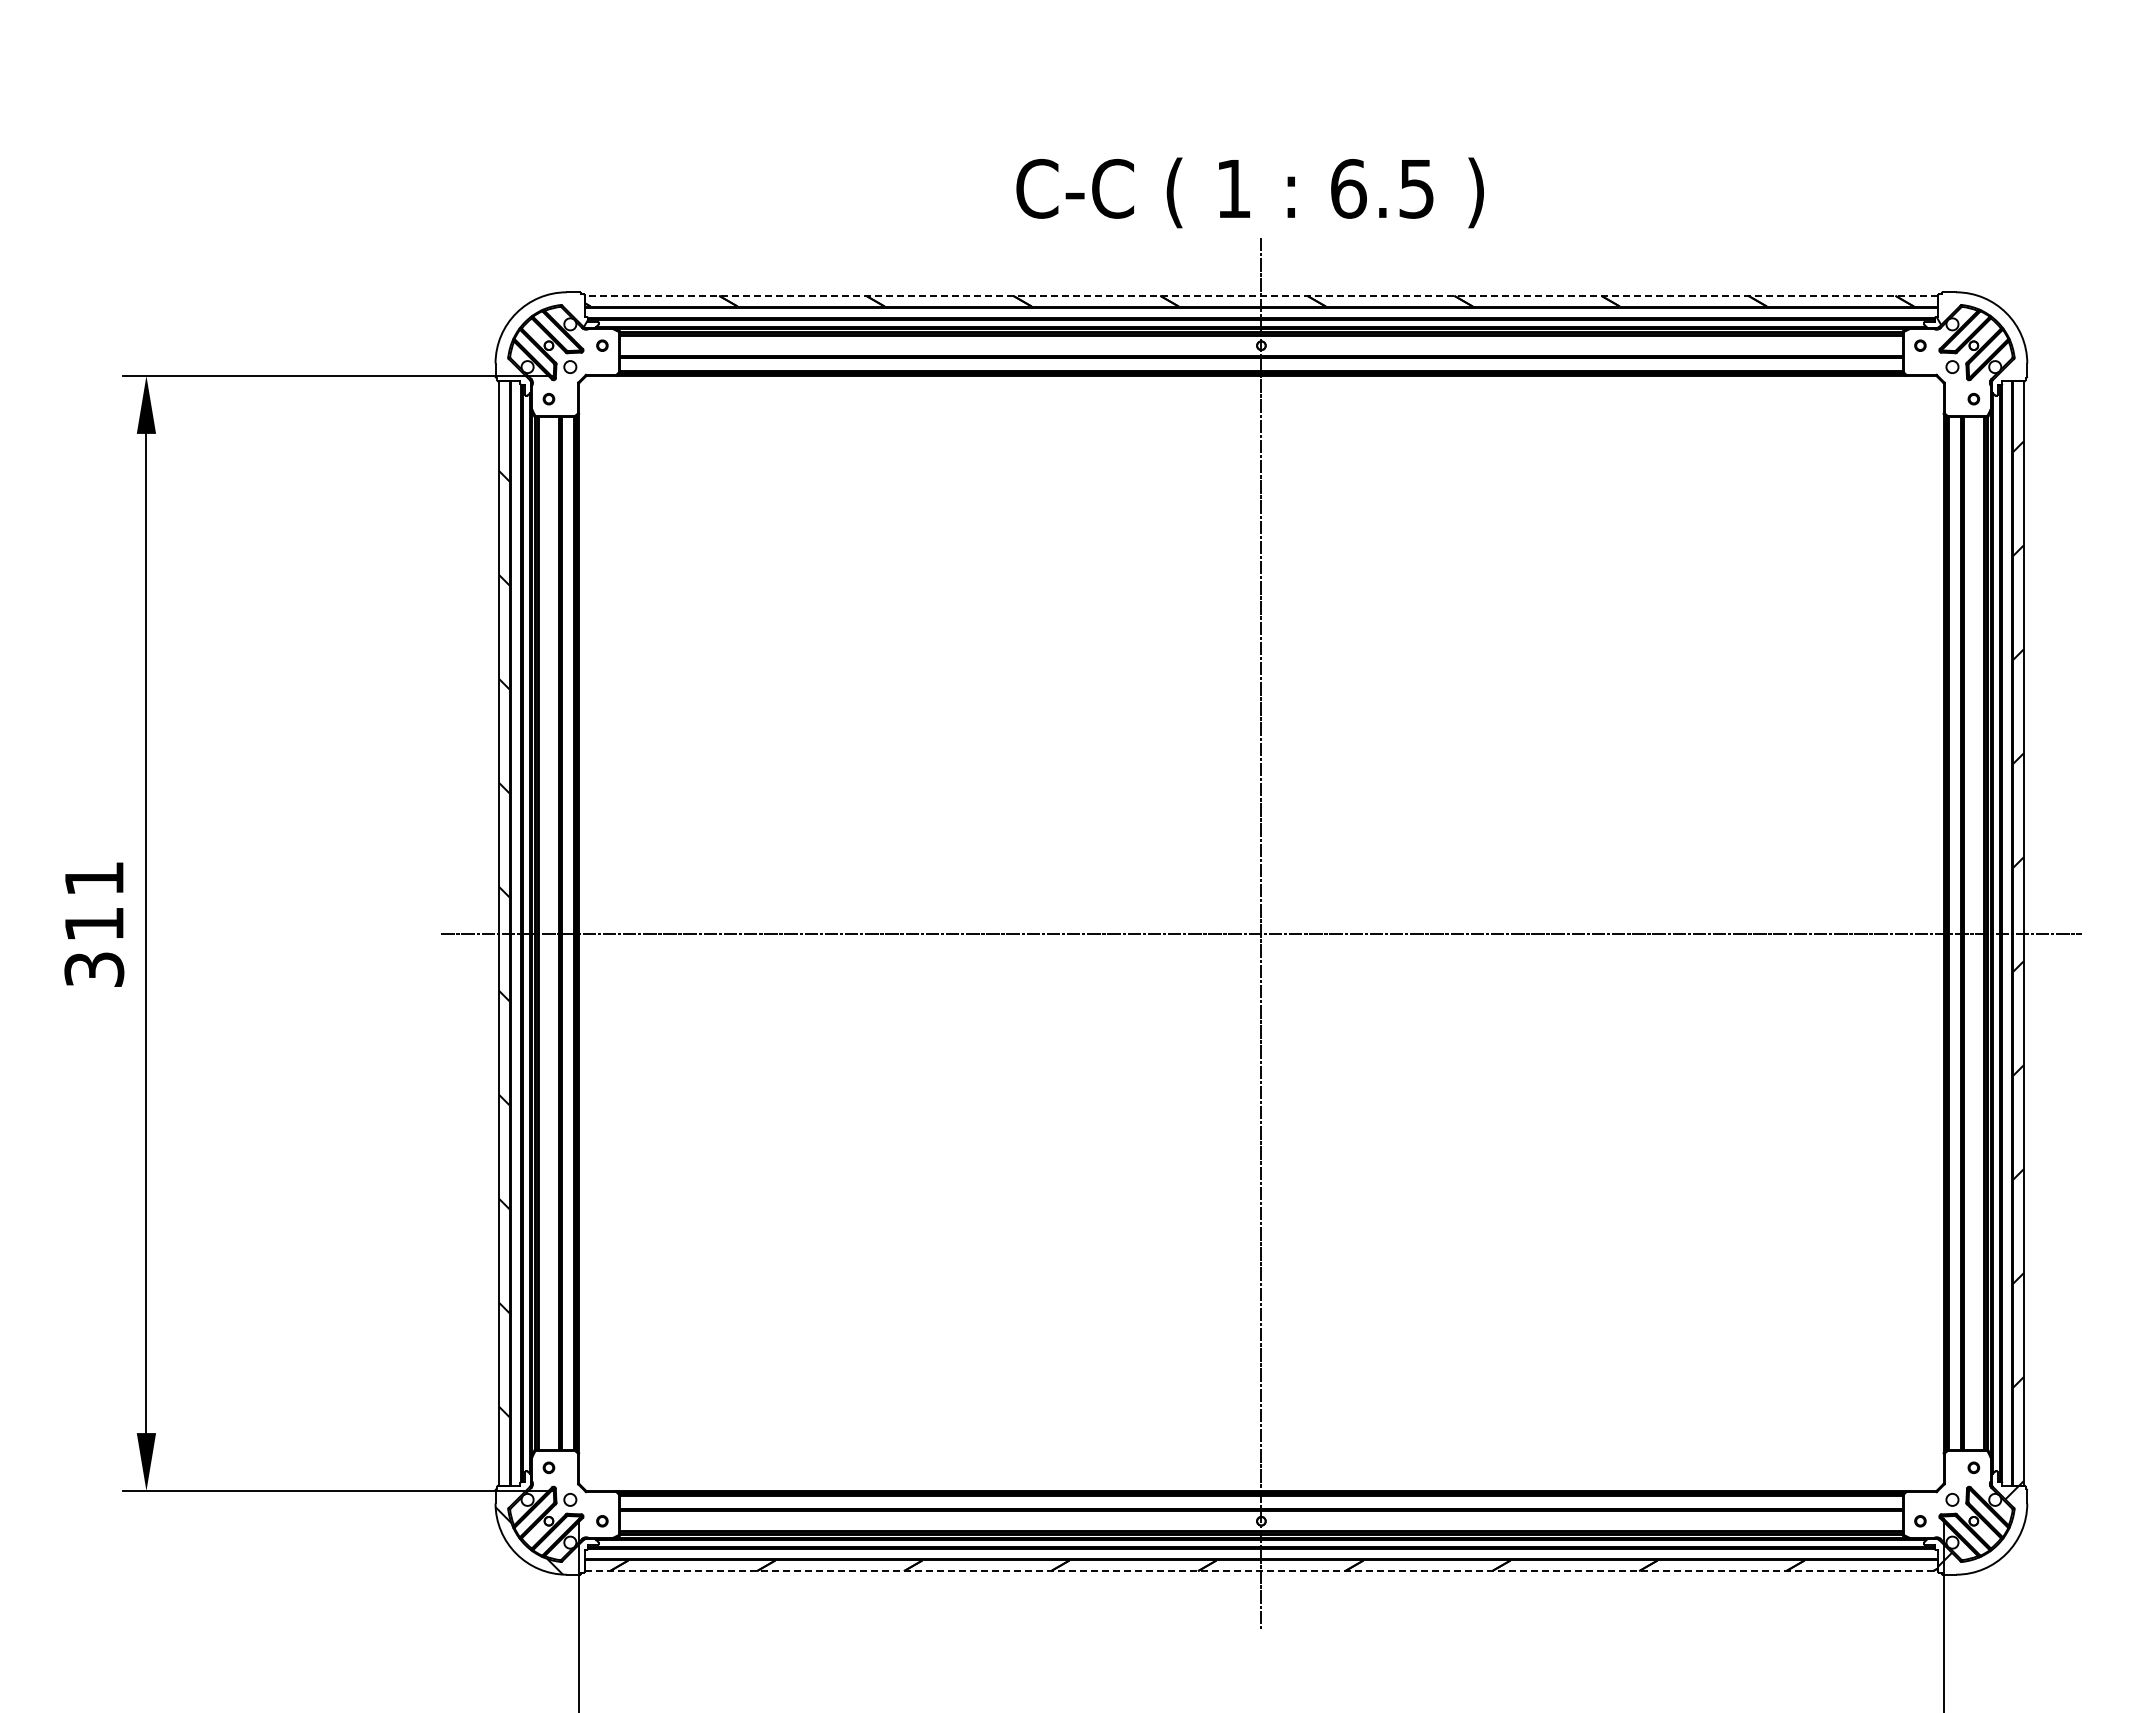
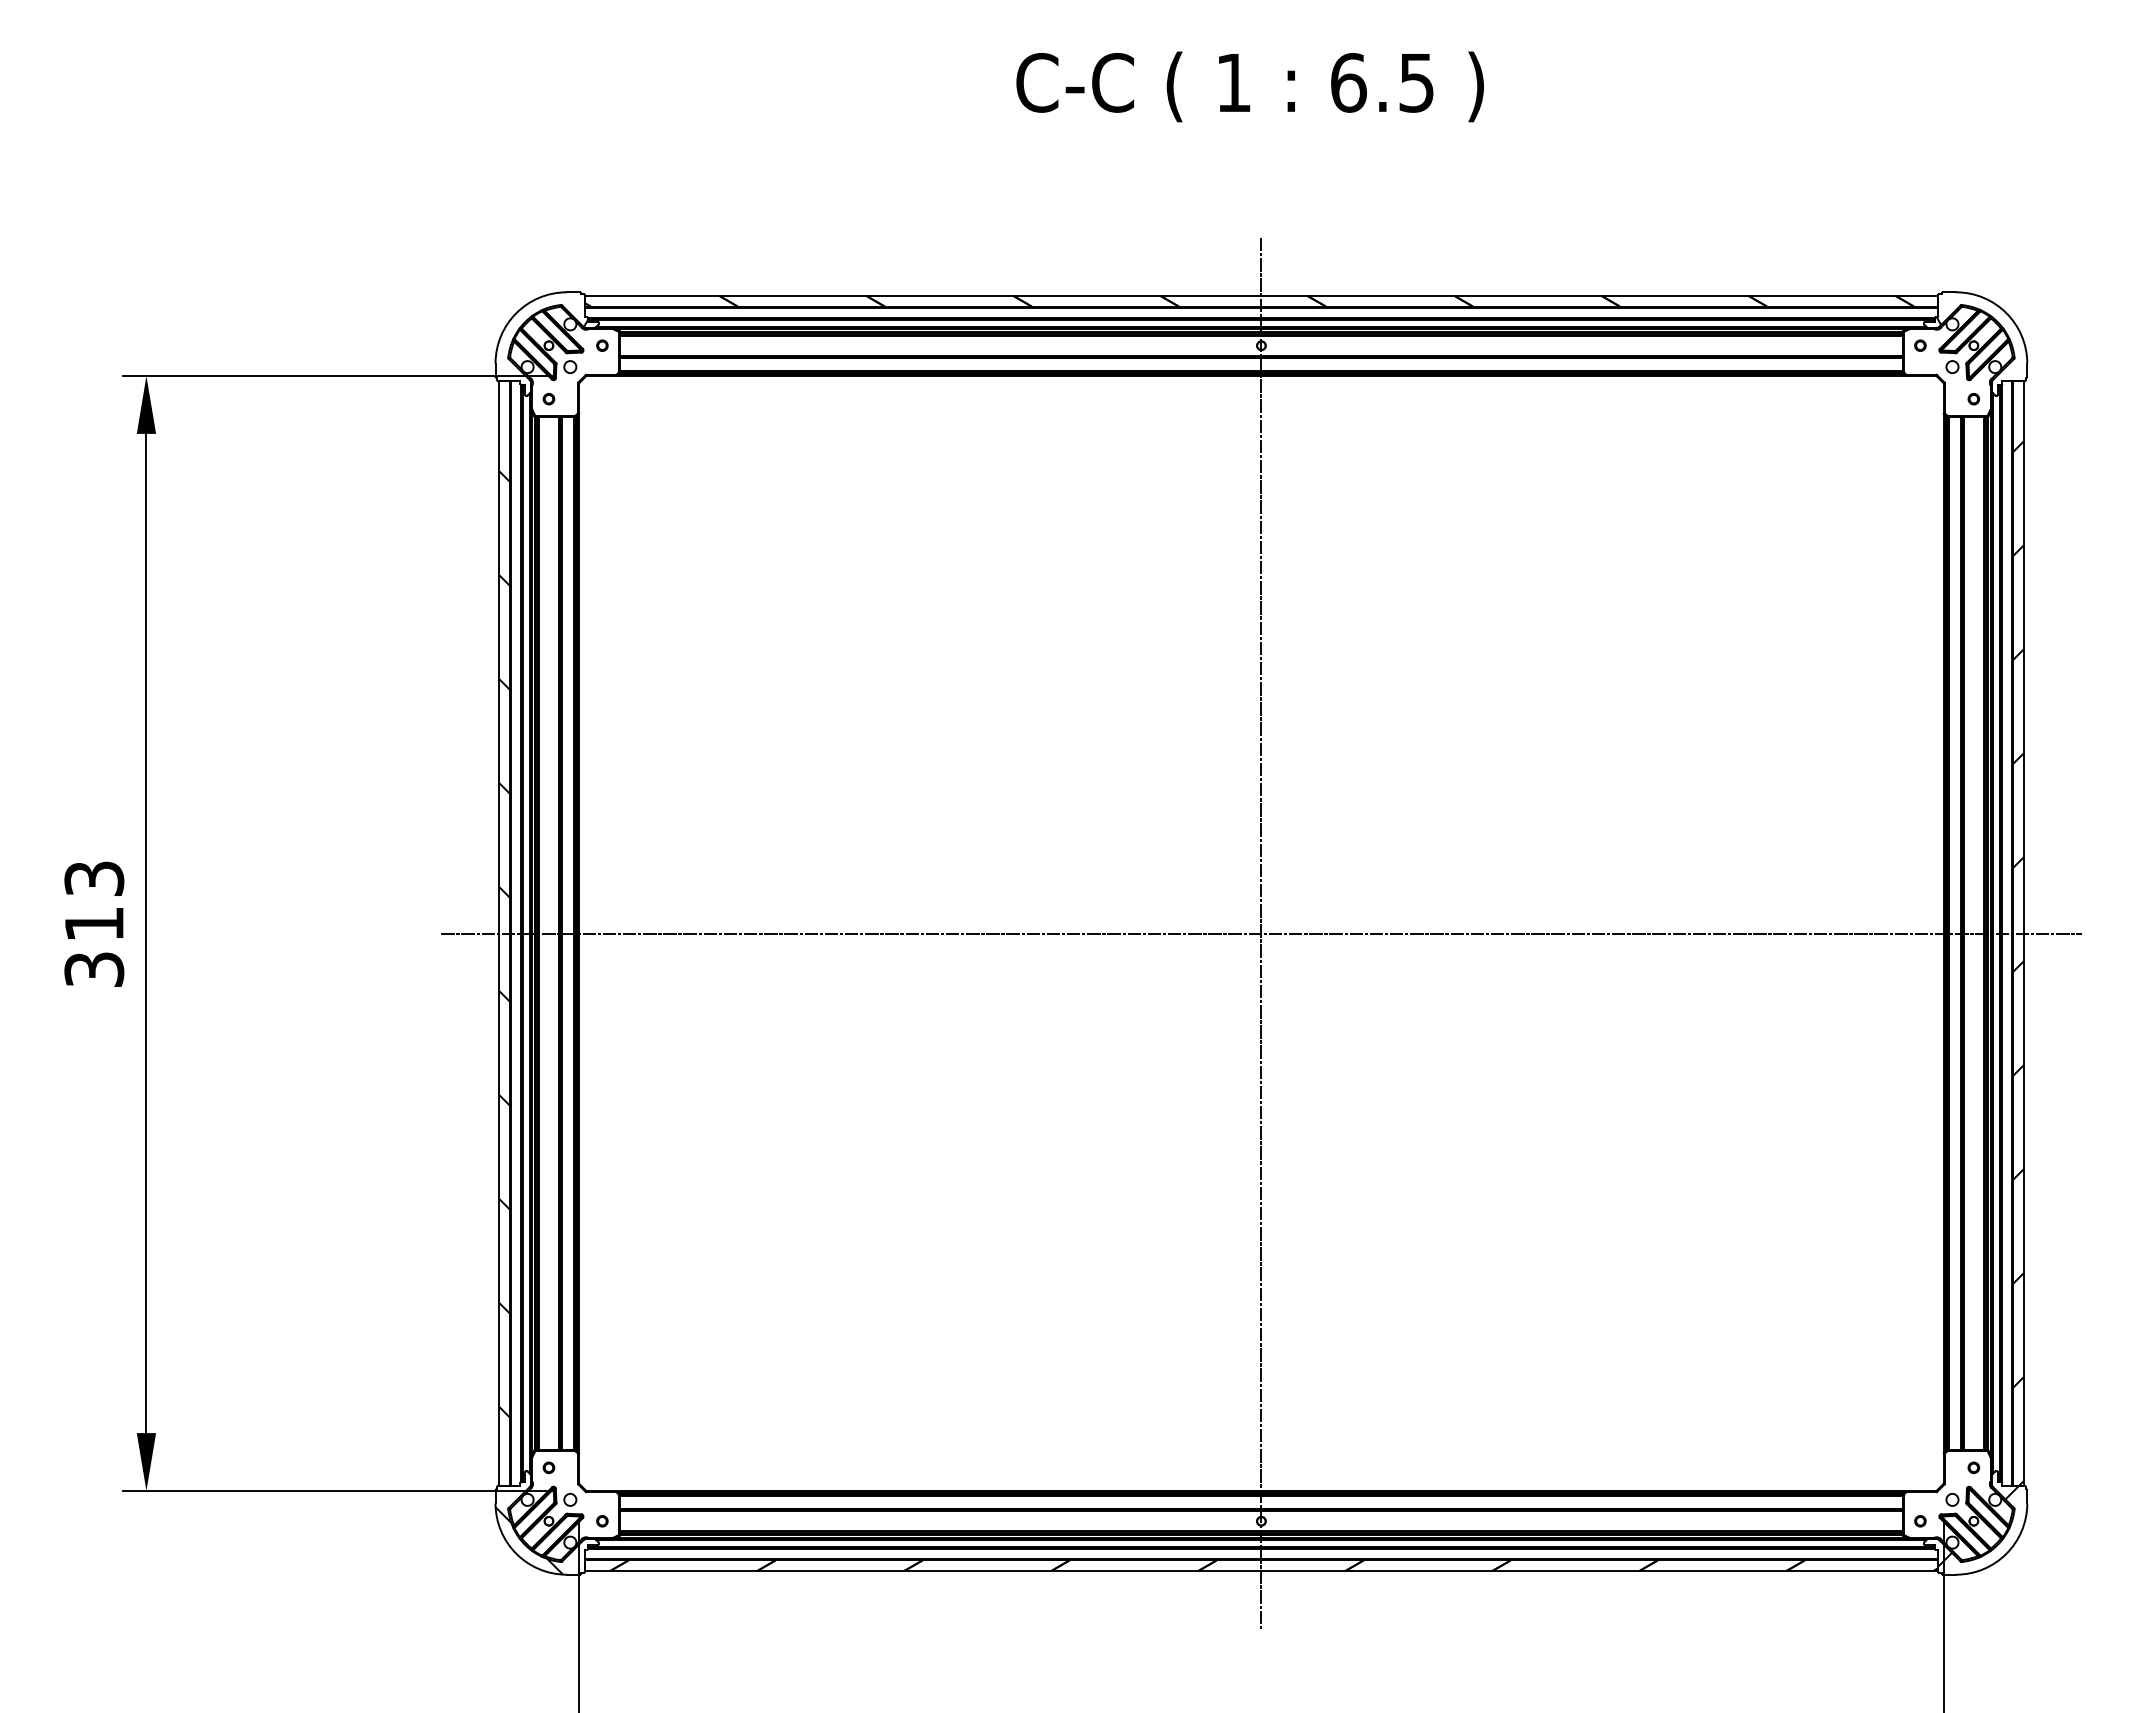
text position: (1249, 192) -> (1249, 86) (1249, 86)
line: dashed -> solid (1261, 295)
text: 311 -> 313 (94, 878)
line: dashed -> solid (1261, 1571)
